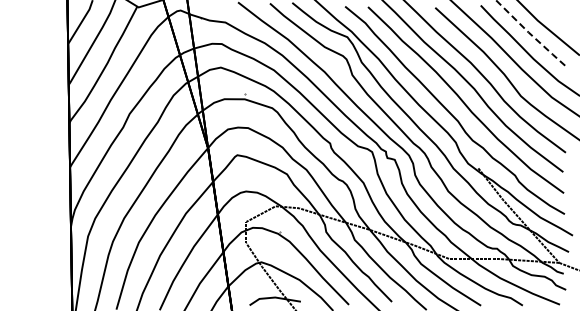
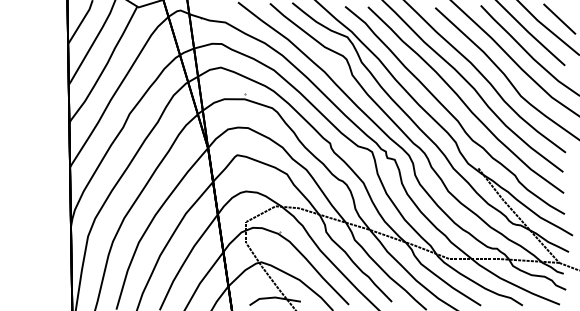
line: none -> present (559, 18)
line: dashed -> solid (530, 33)
